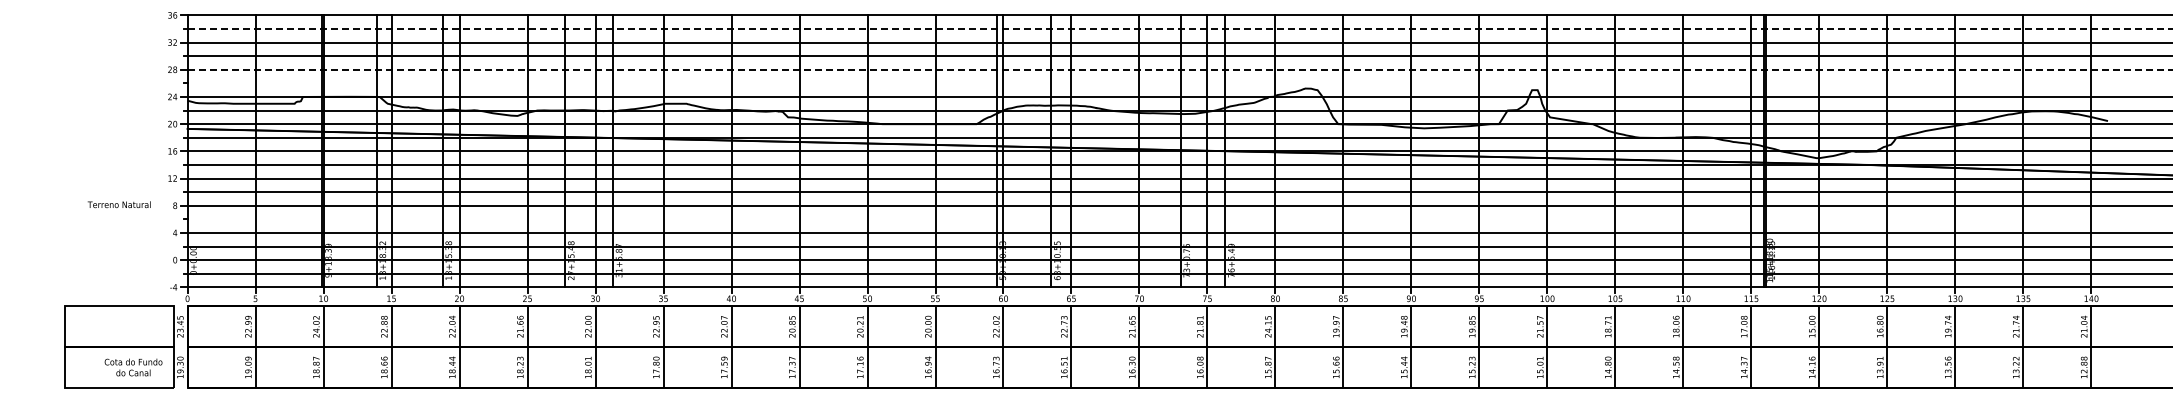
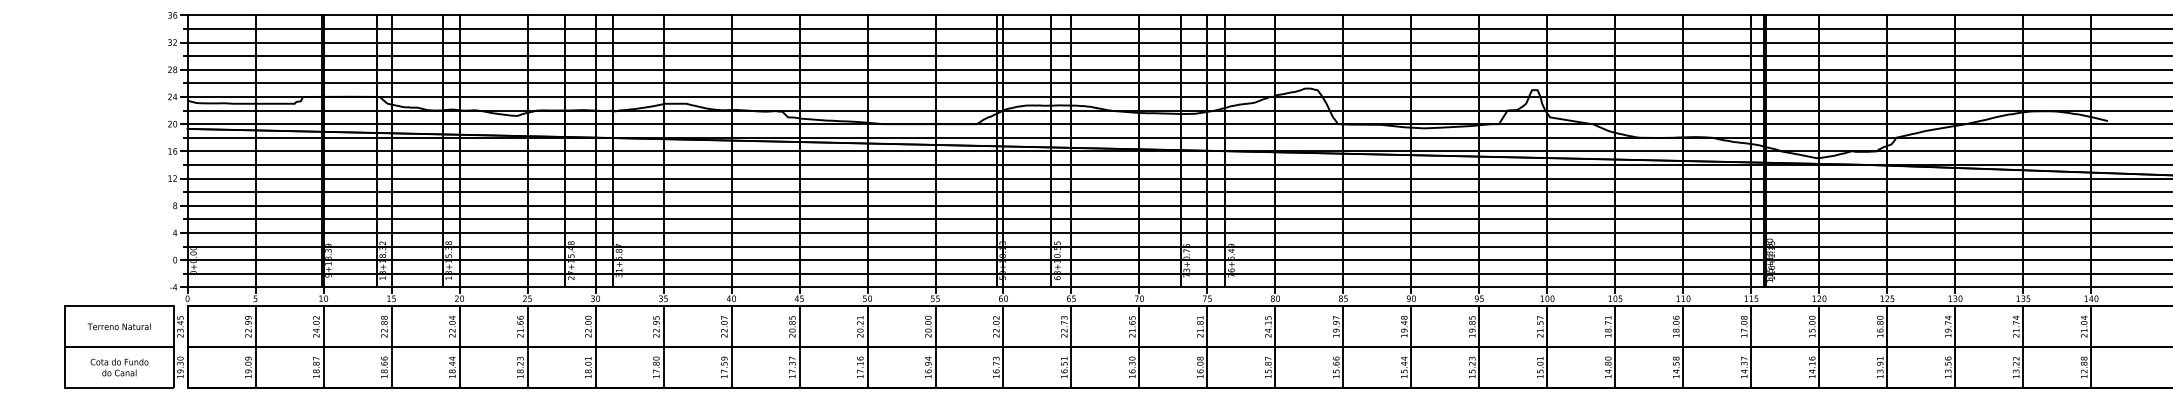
line: dashed -> solid (1180, 28)
line: dashed -> solid (1180, 69)
line: none -> present (1178, 83)
text position: (118, 204) -> (118, 326) (118, 326)
line: none -> present (1178, 219)
text position: (133, 367) -> (119, 367) (119, 367)
